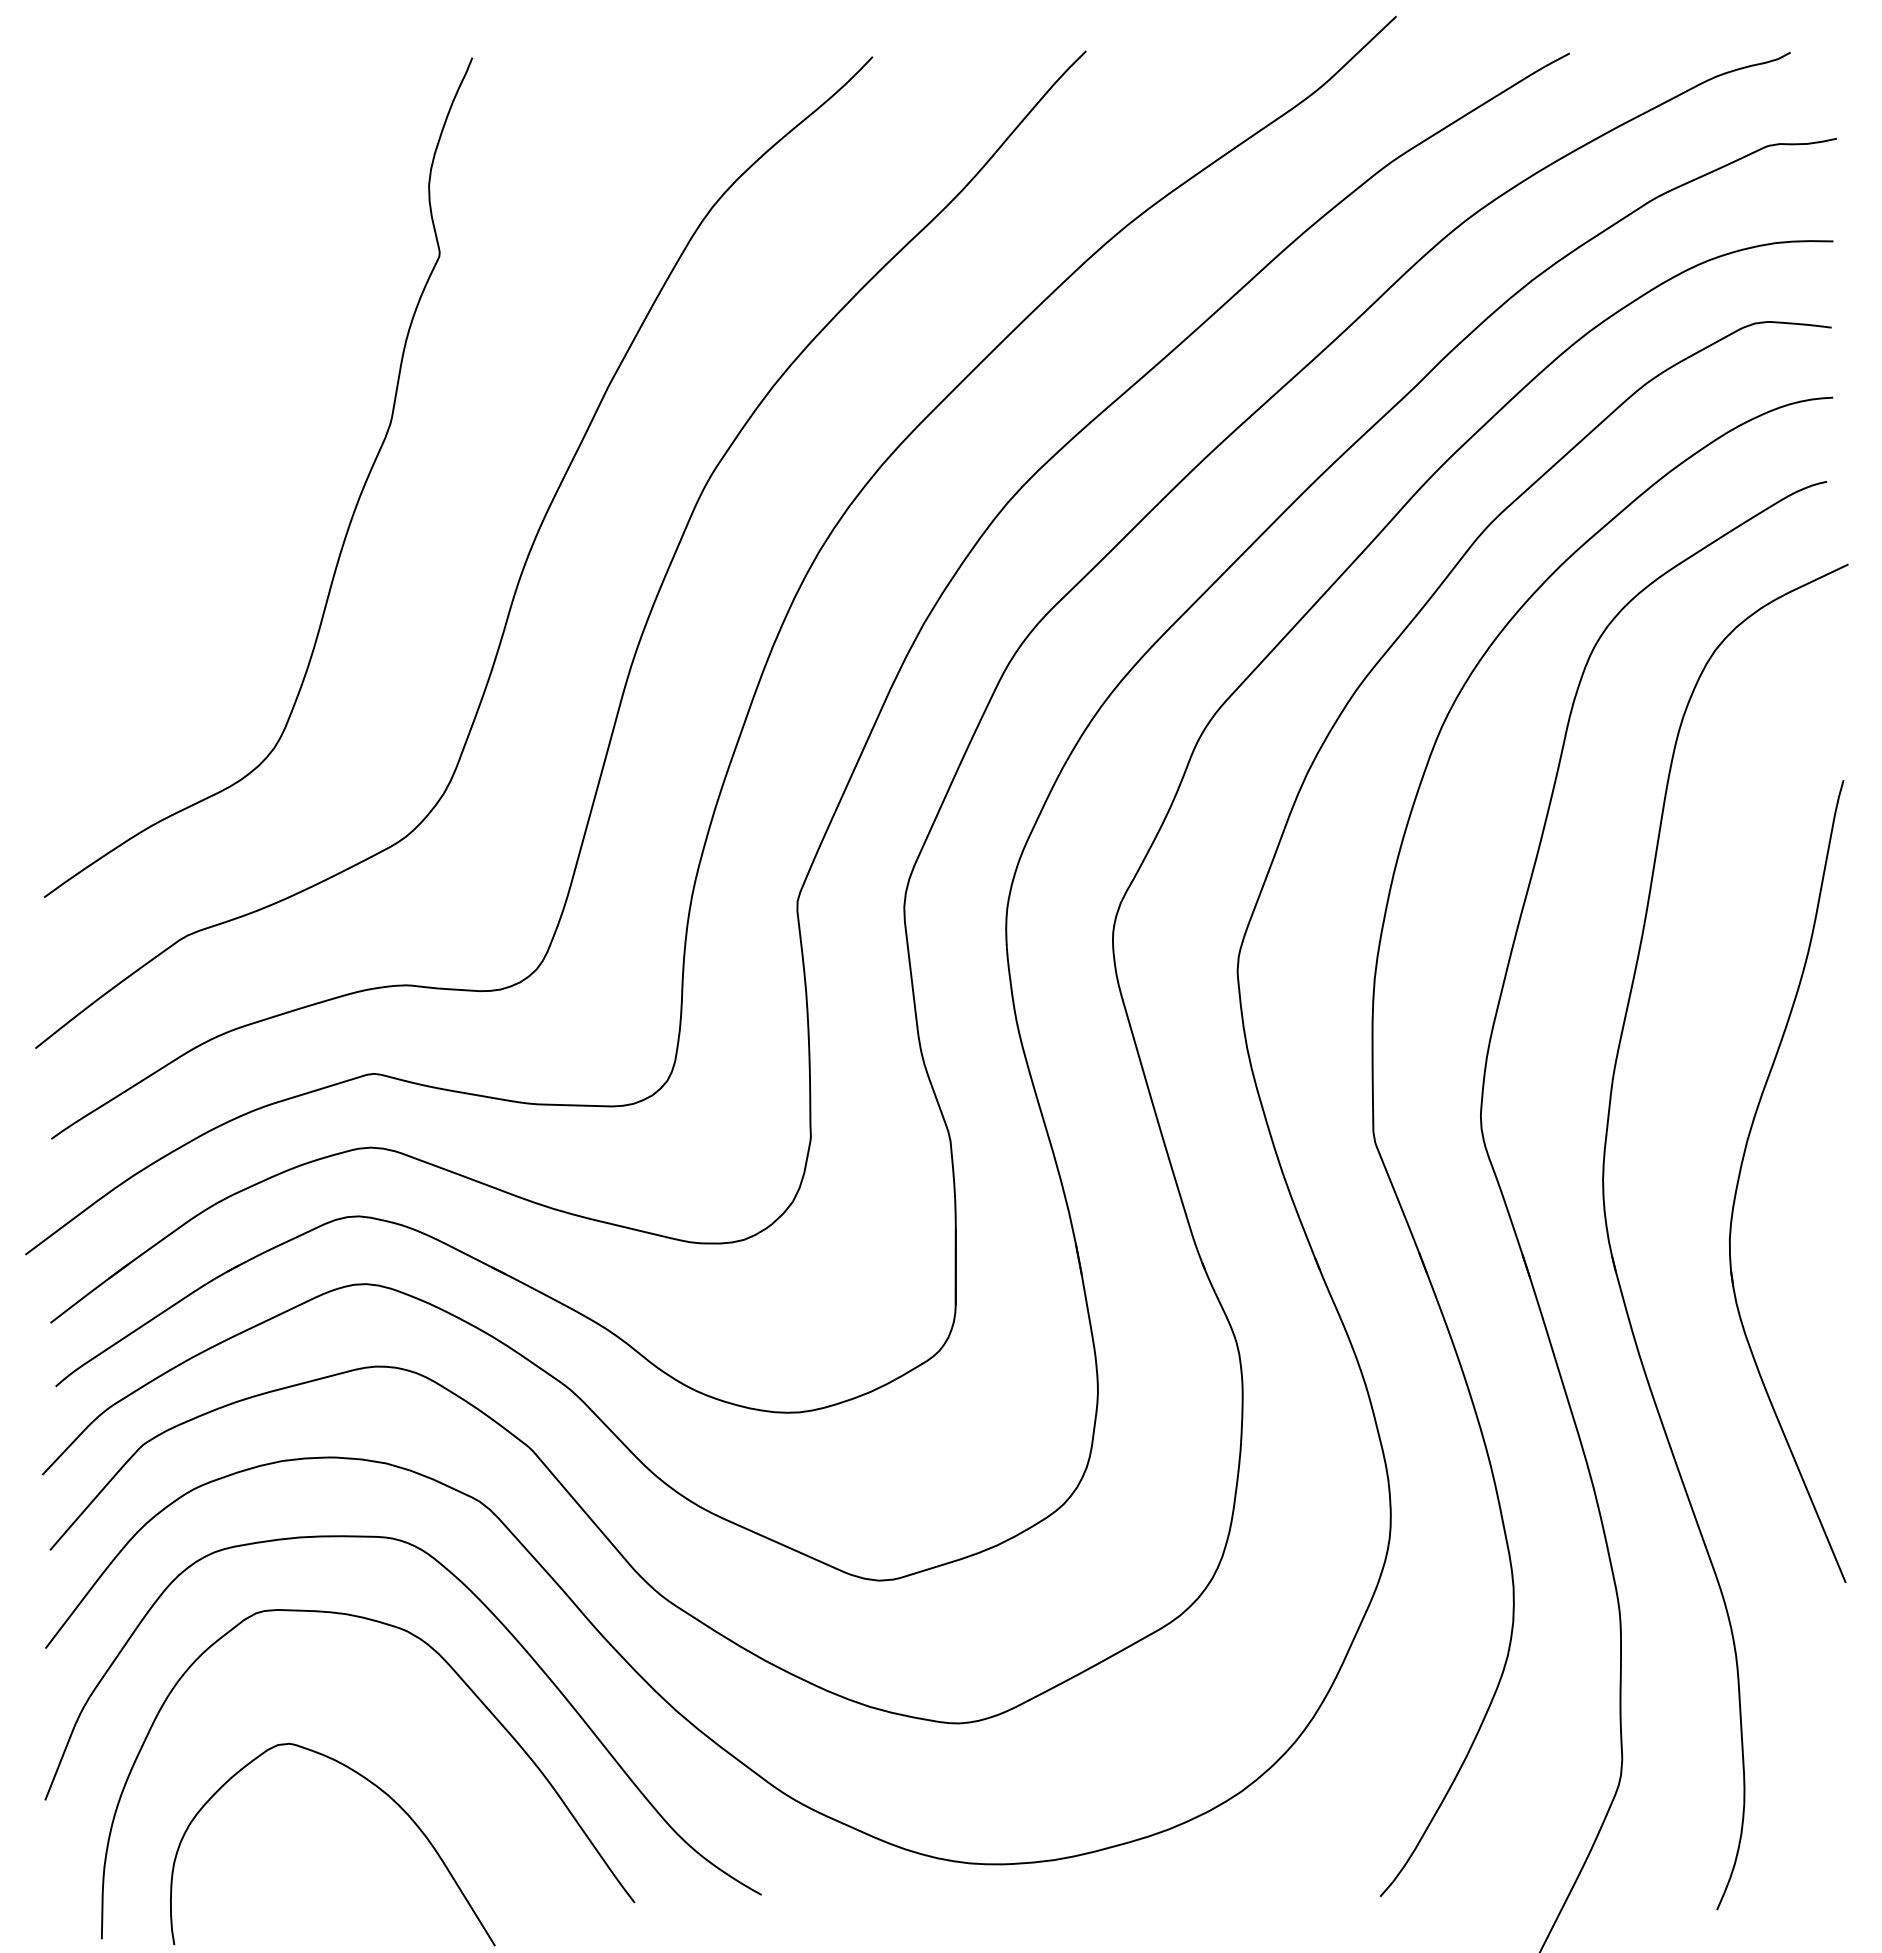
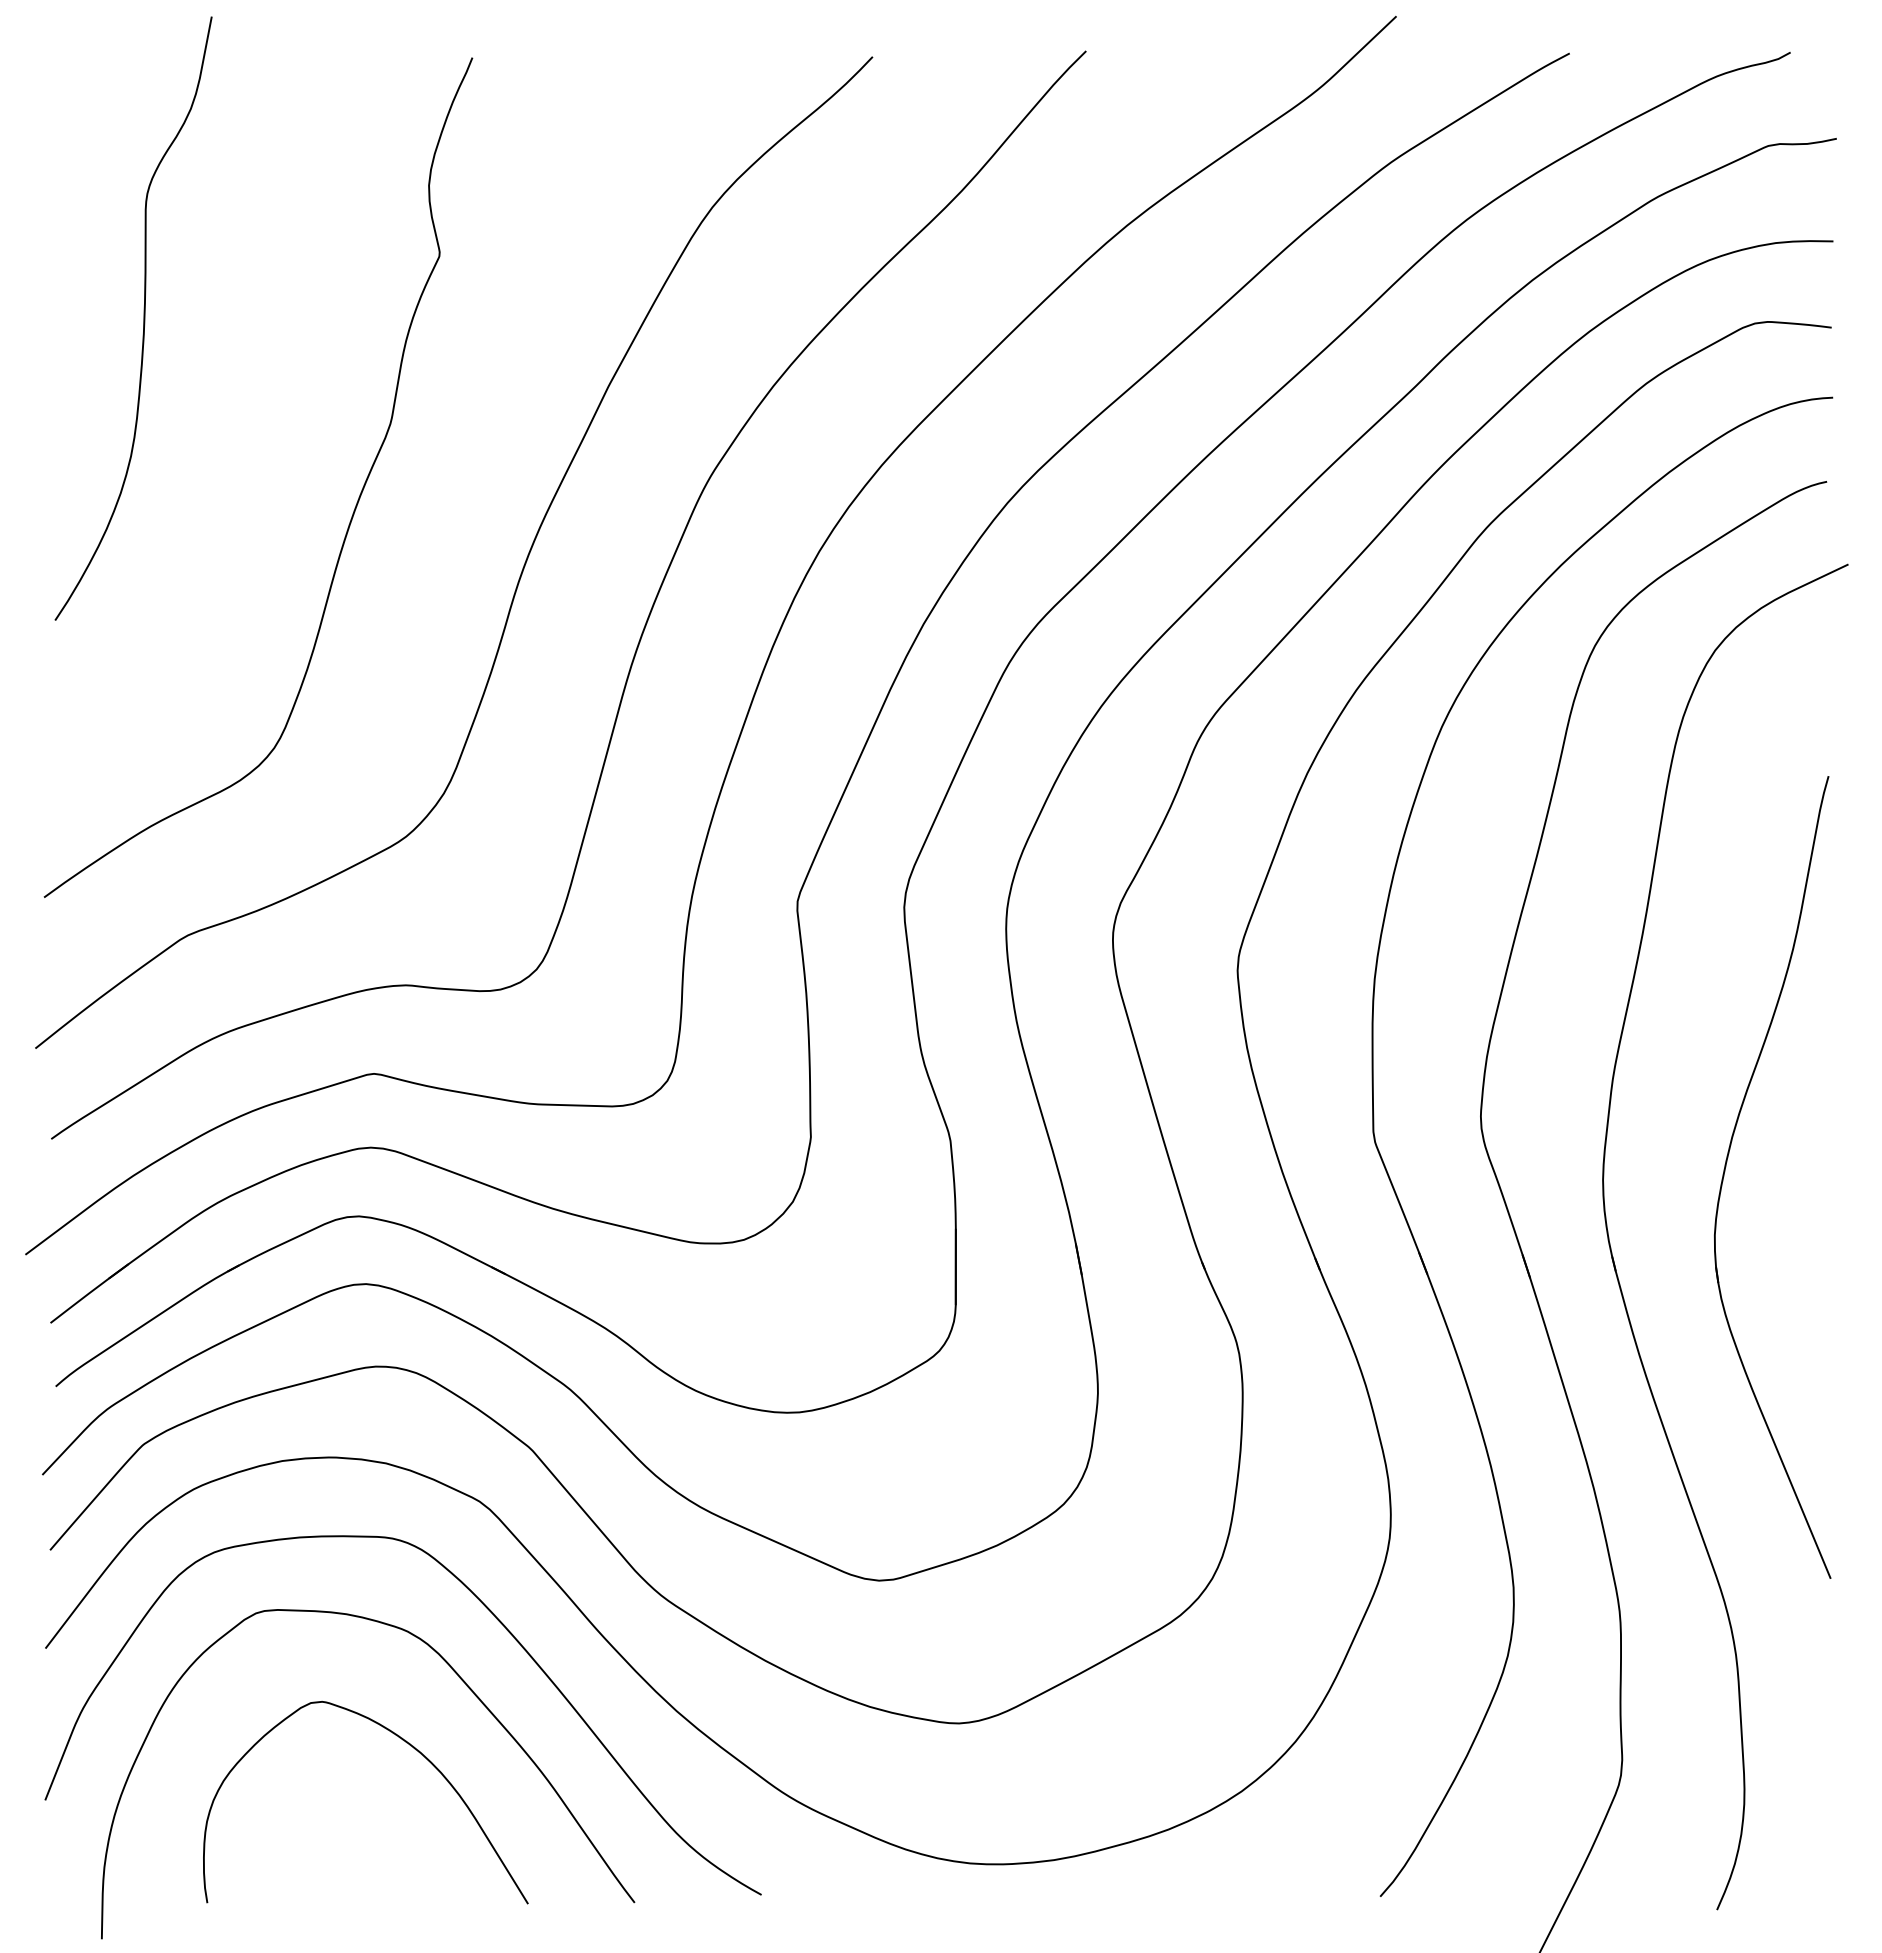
curve: none -> present (143, 318)
part position: (1741, 1171) -> (1726, 1167) (1726, 1167)
curve position: (377, 1788) -> (410, 1746) (410, 1746)
